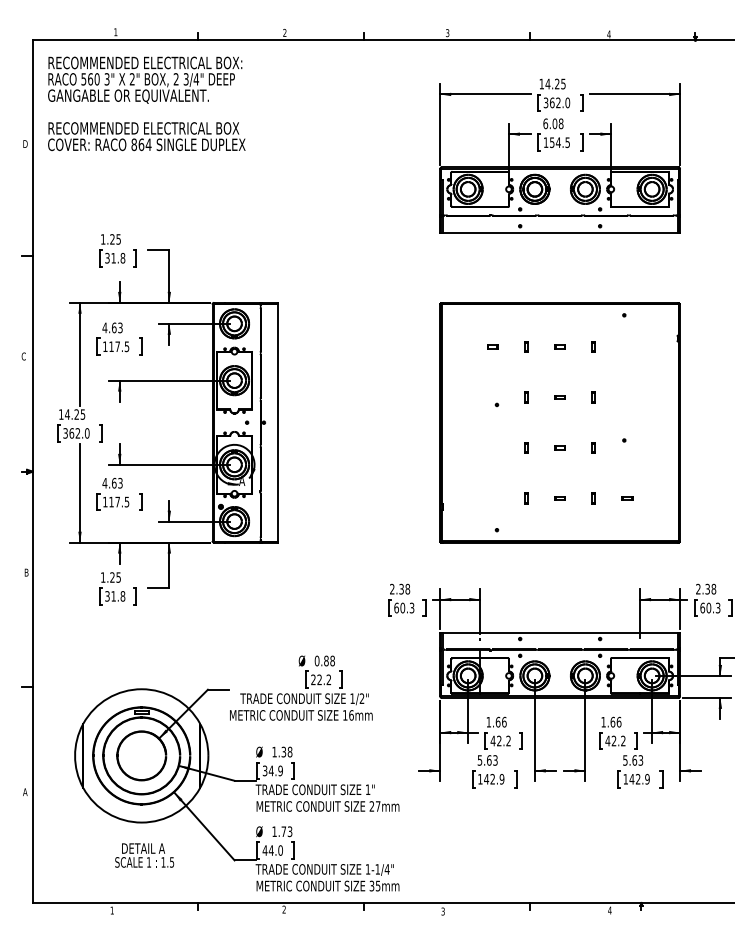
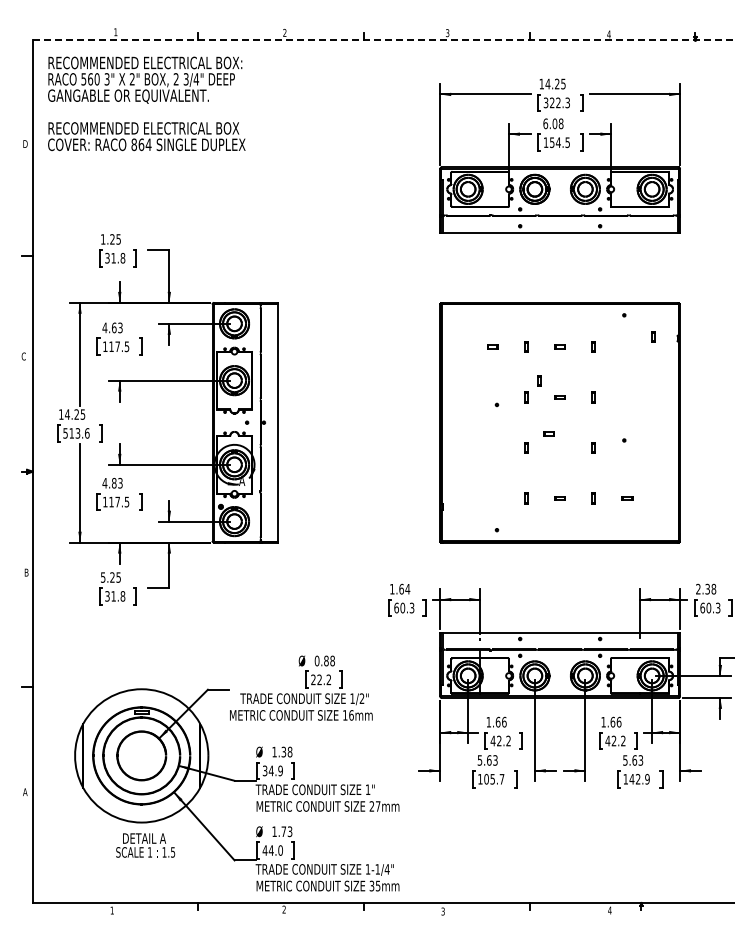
line: solid -> dashed (383, 40)
text: 362.0 -> 322.3 (560, 102)
part: none -> present (653, 336)
part: none -> present (539, 380)
text: 362.0 -> 513.6 (76, 433)
part position: (559, 447) -> (548, 433) (548, 433)
text: 4.63 -> 4.83 (113, 483)
text: 1.25 -> 5.25 (103, 577)
text: 2.38 -> 1.64 (400, 588)
text: 142.9 -> 105.7 (494, 778)
text position: (144, 855) -> (145, 845) (145, 845)
